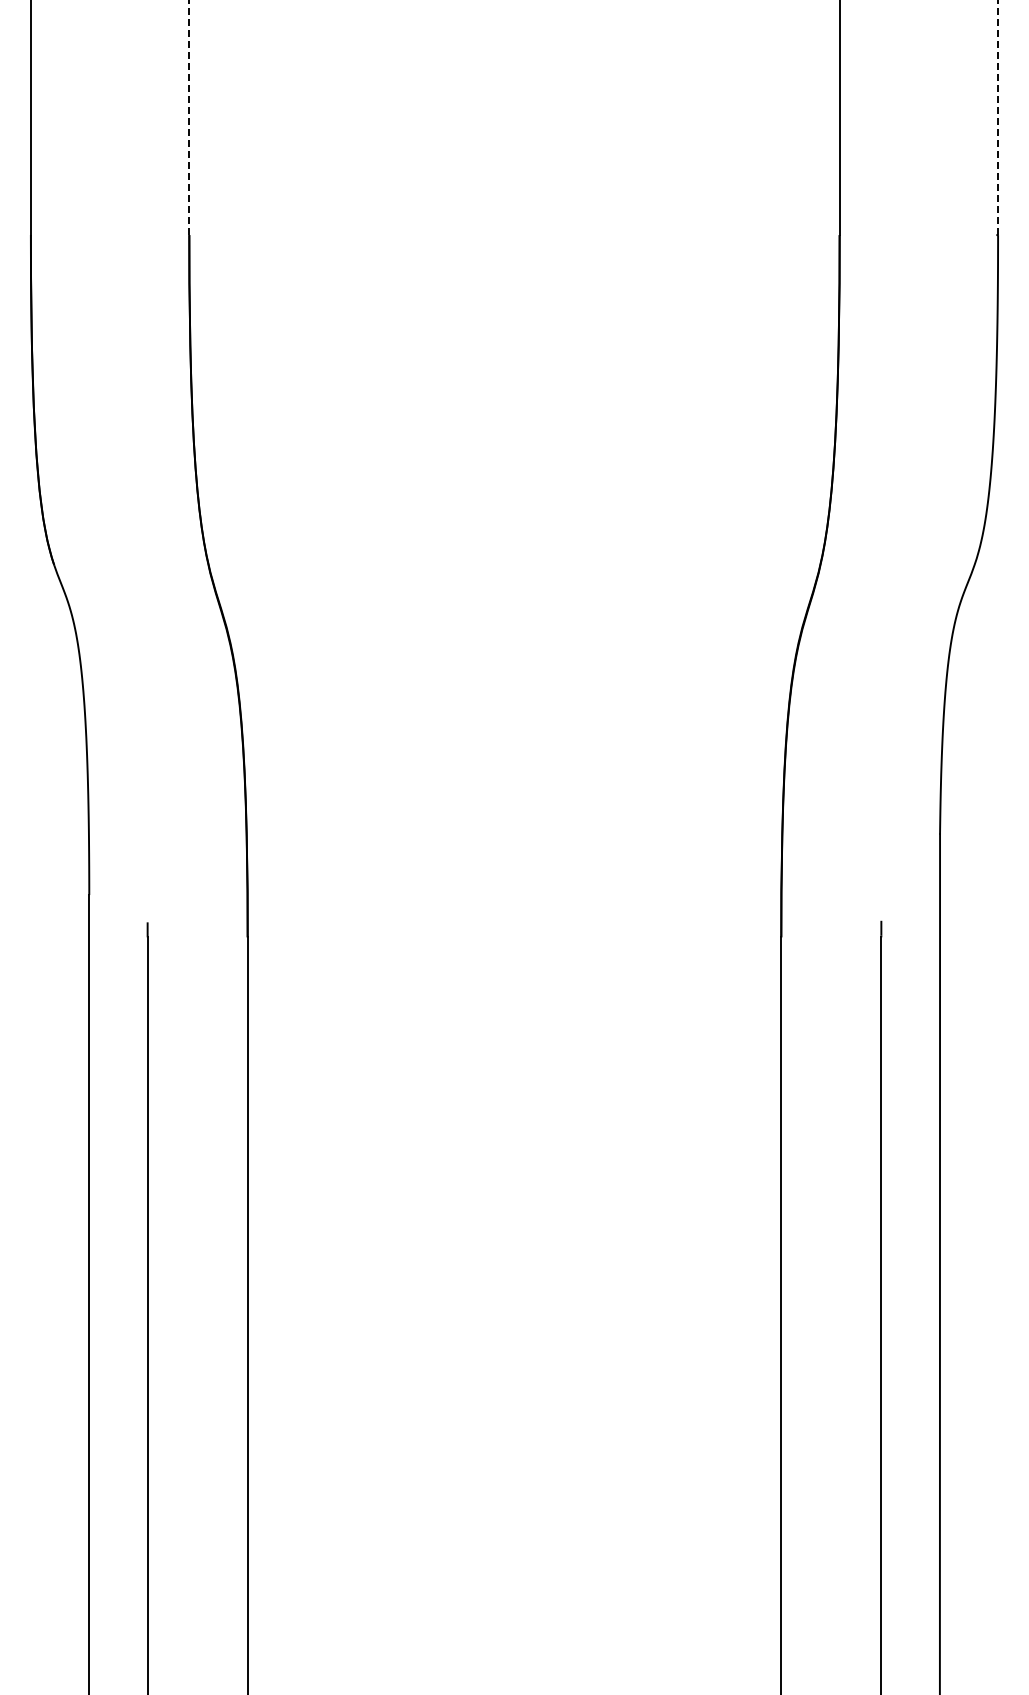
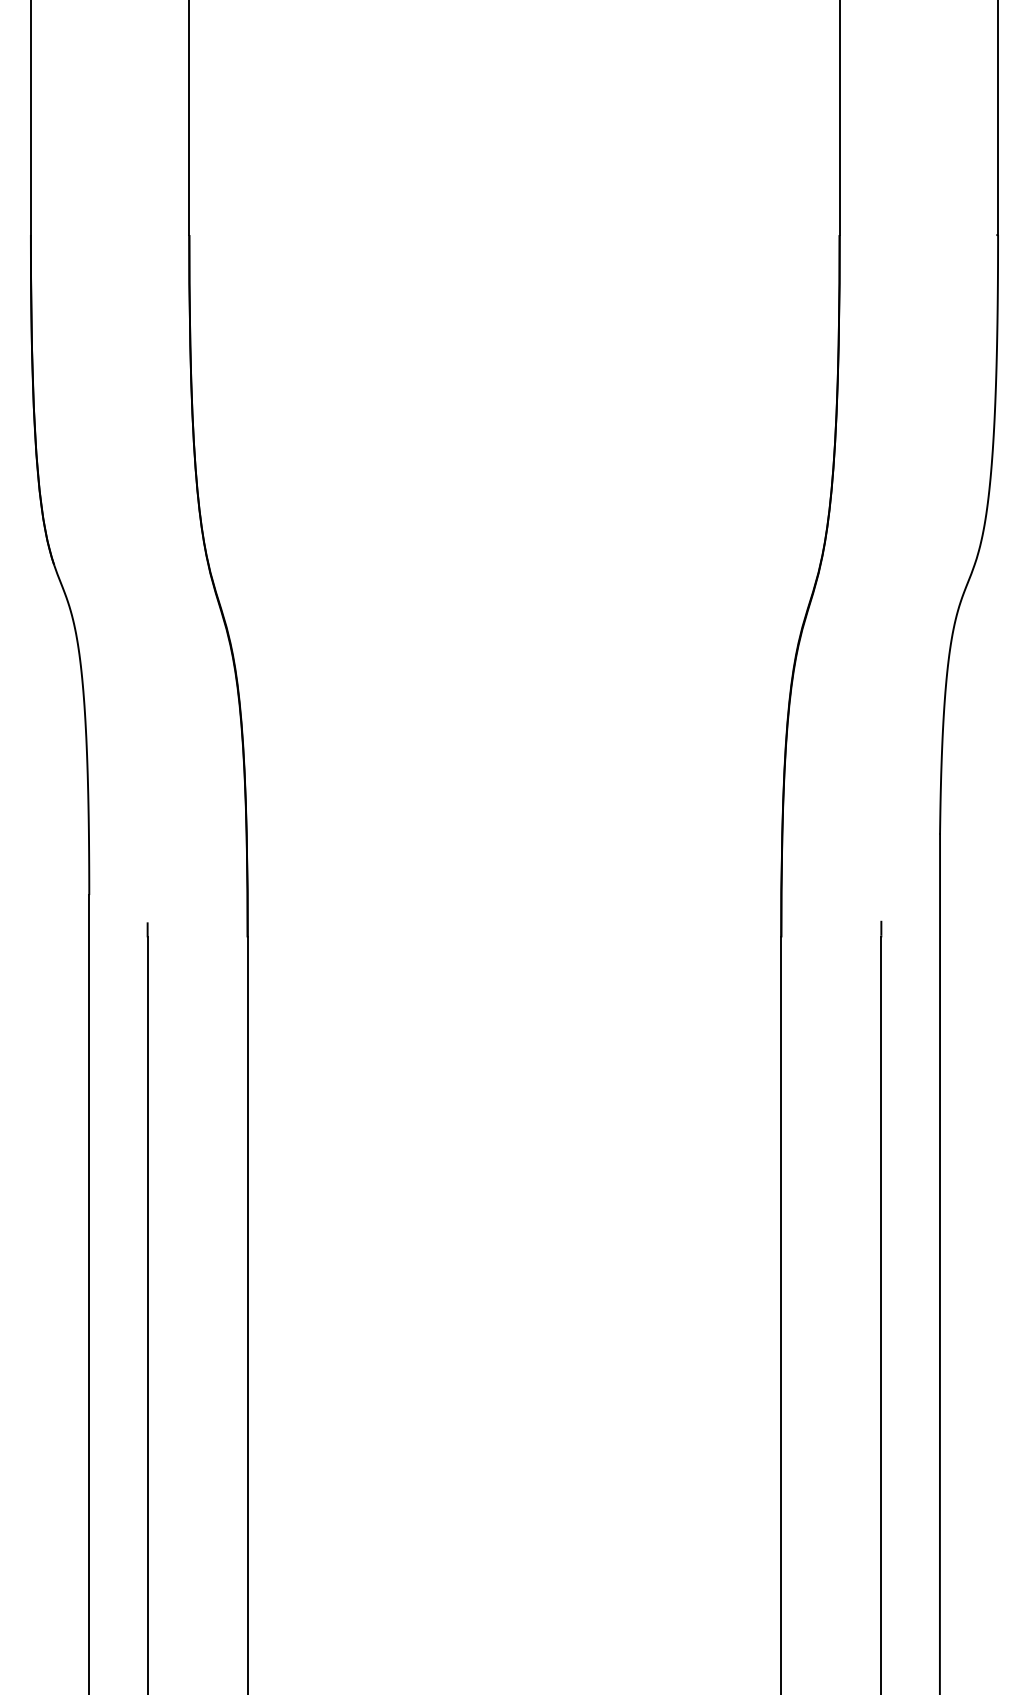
line: dashed -> solid (189, 117)
line: dashed -> solid (998, 117)
